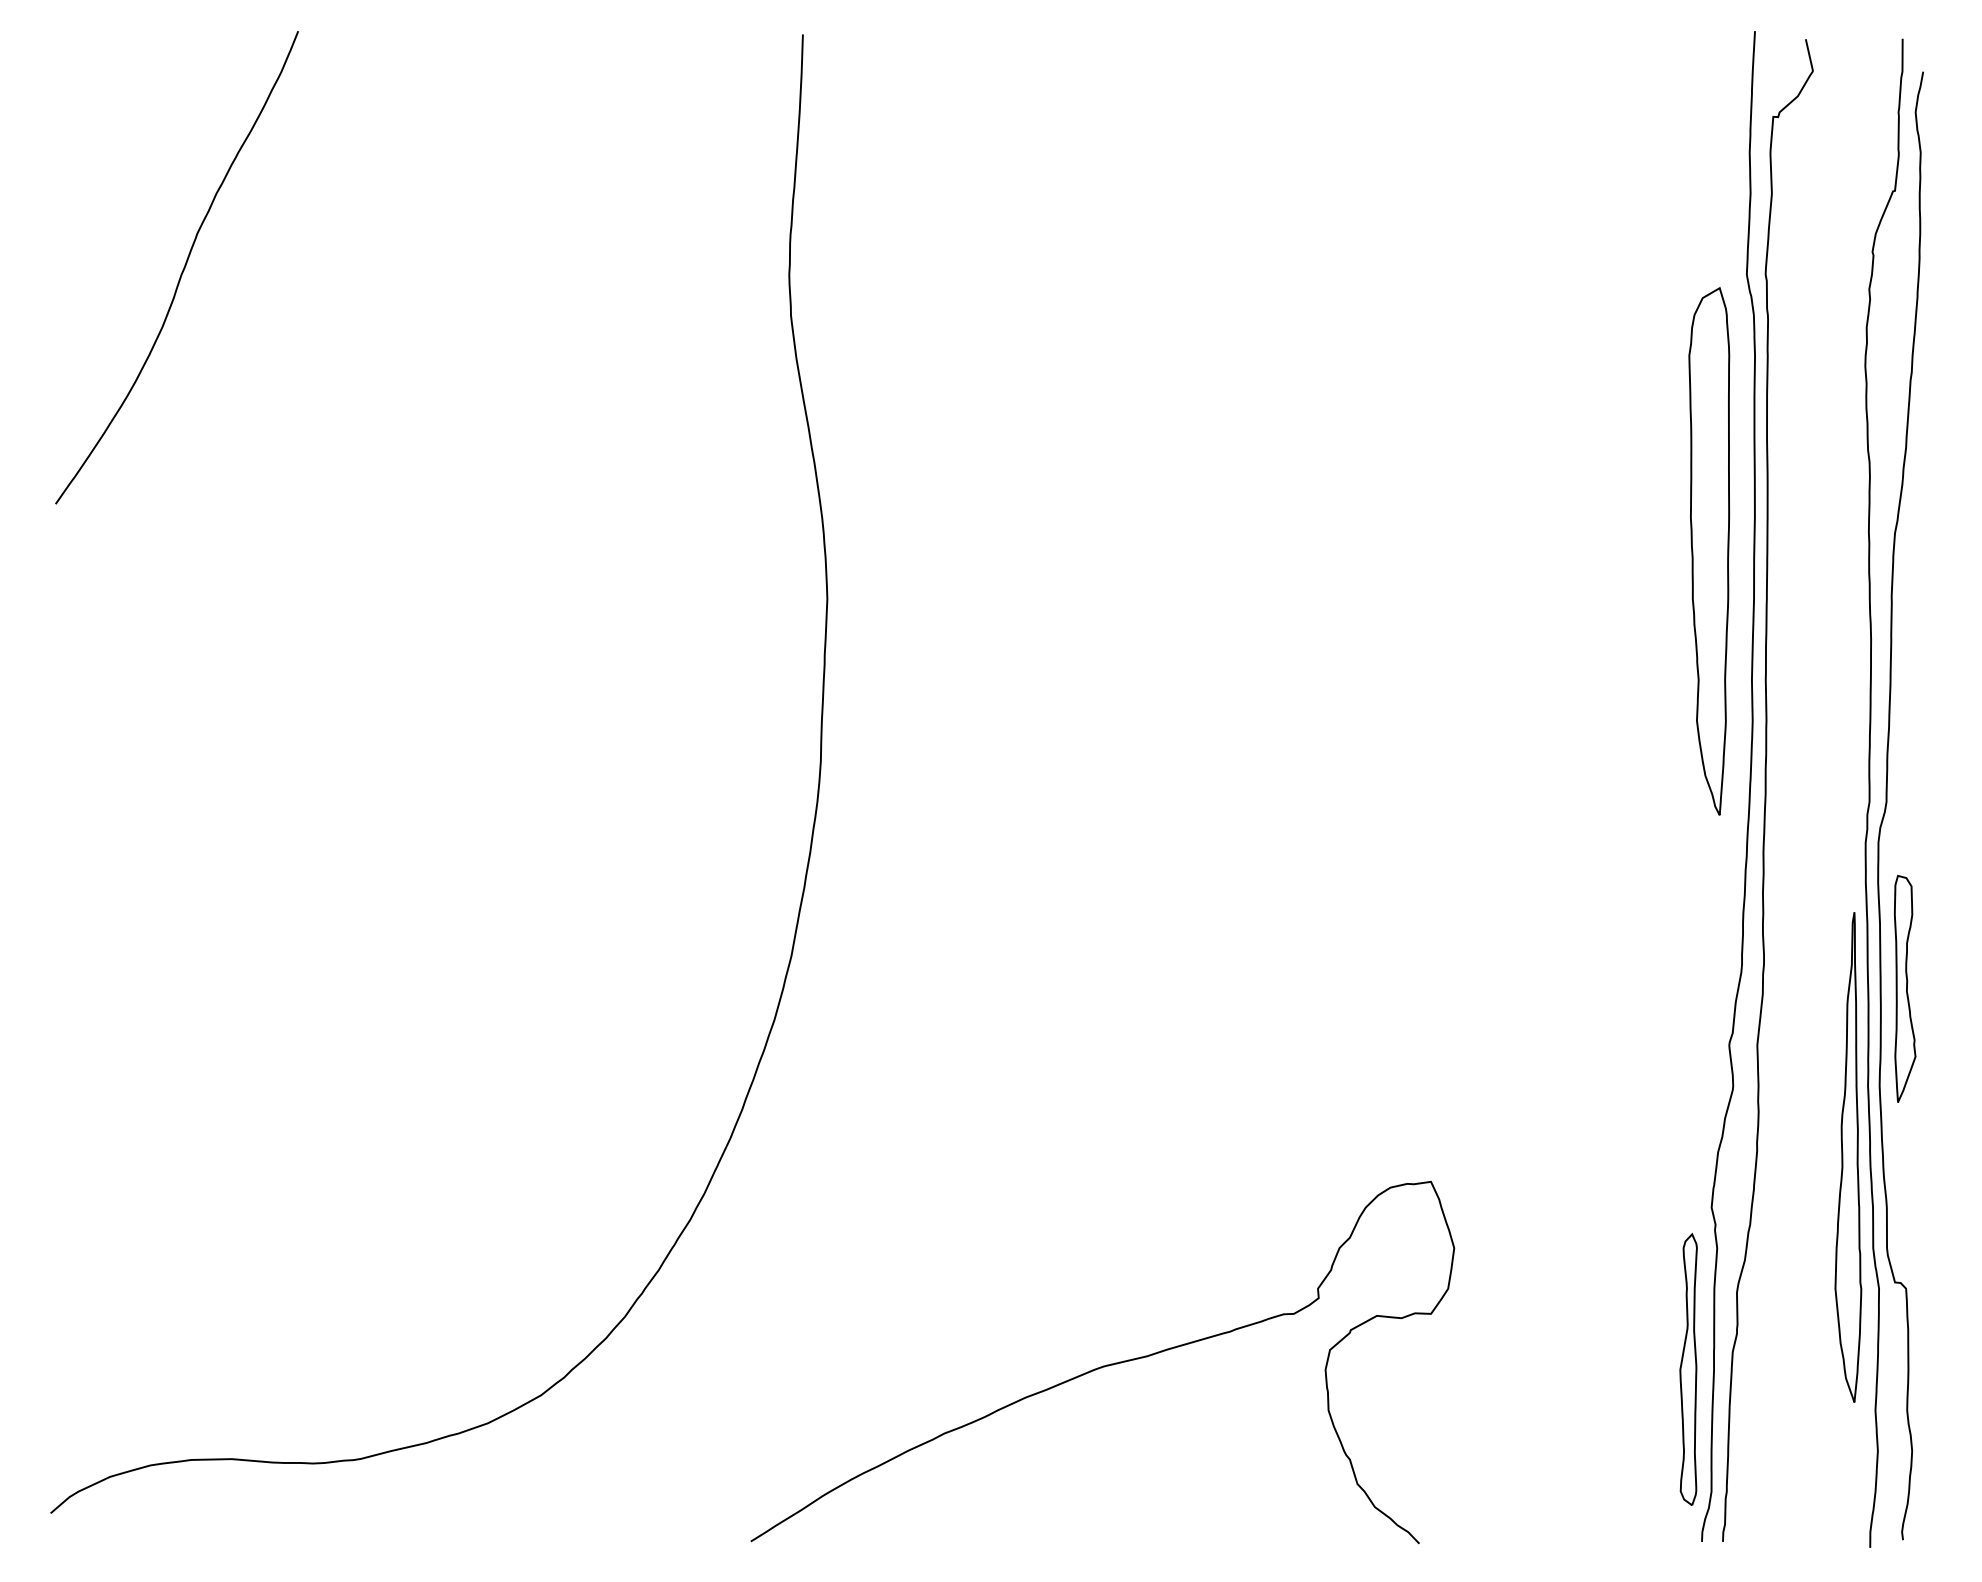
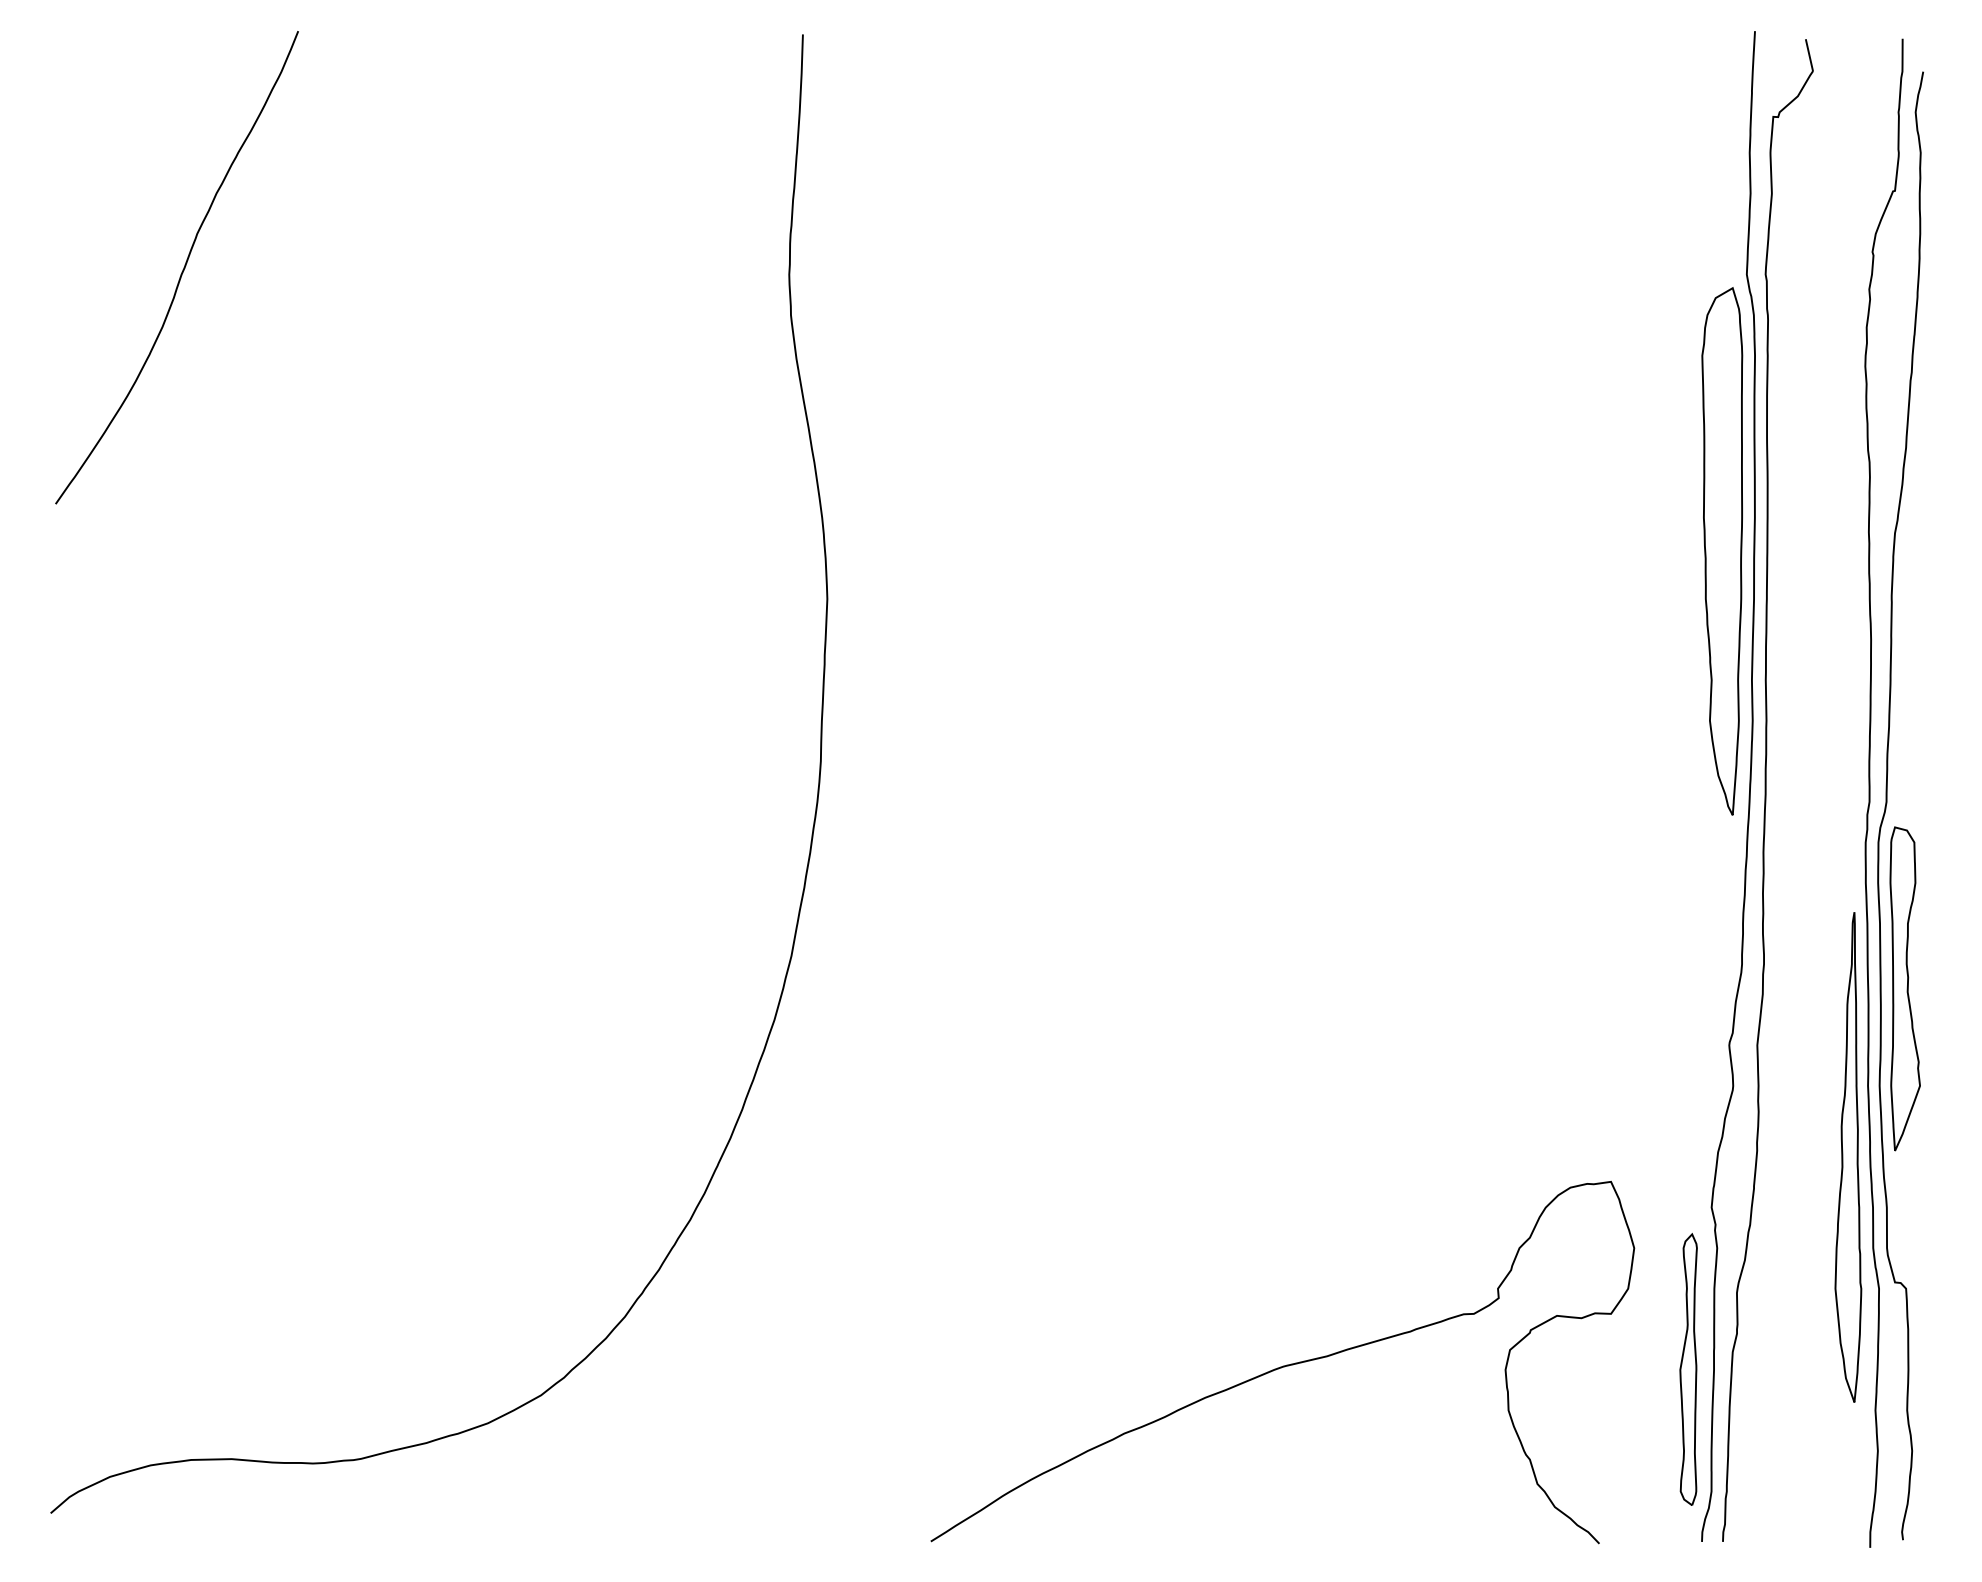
part position: (1709, 551) -> (1722, 551) (1722, 551)
part size: 23x229 px -> 32x326 px (1904, 988)
curve position: (1103, 1365) -> (1283, 1365) (1283, 1365)
